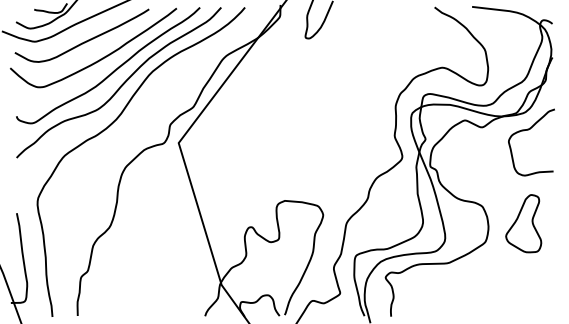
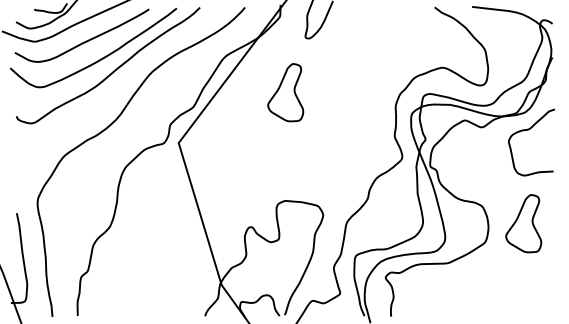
curve: present -> none (121, 84)
part: none -> present (285, 92)
